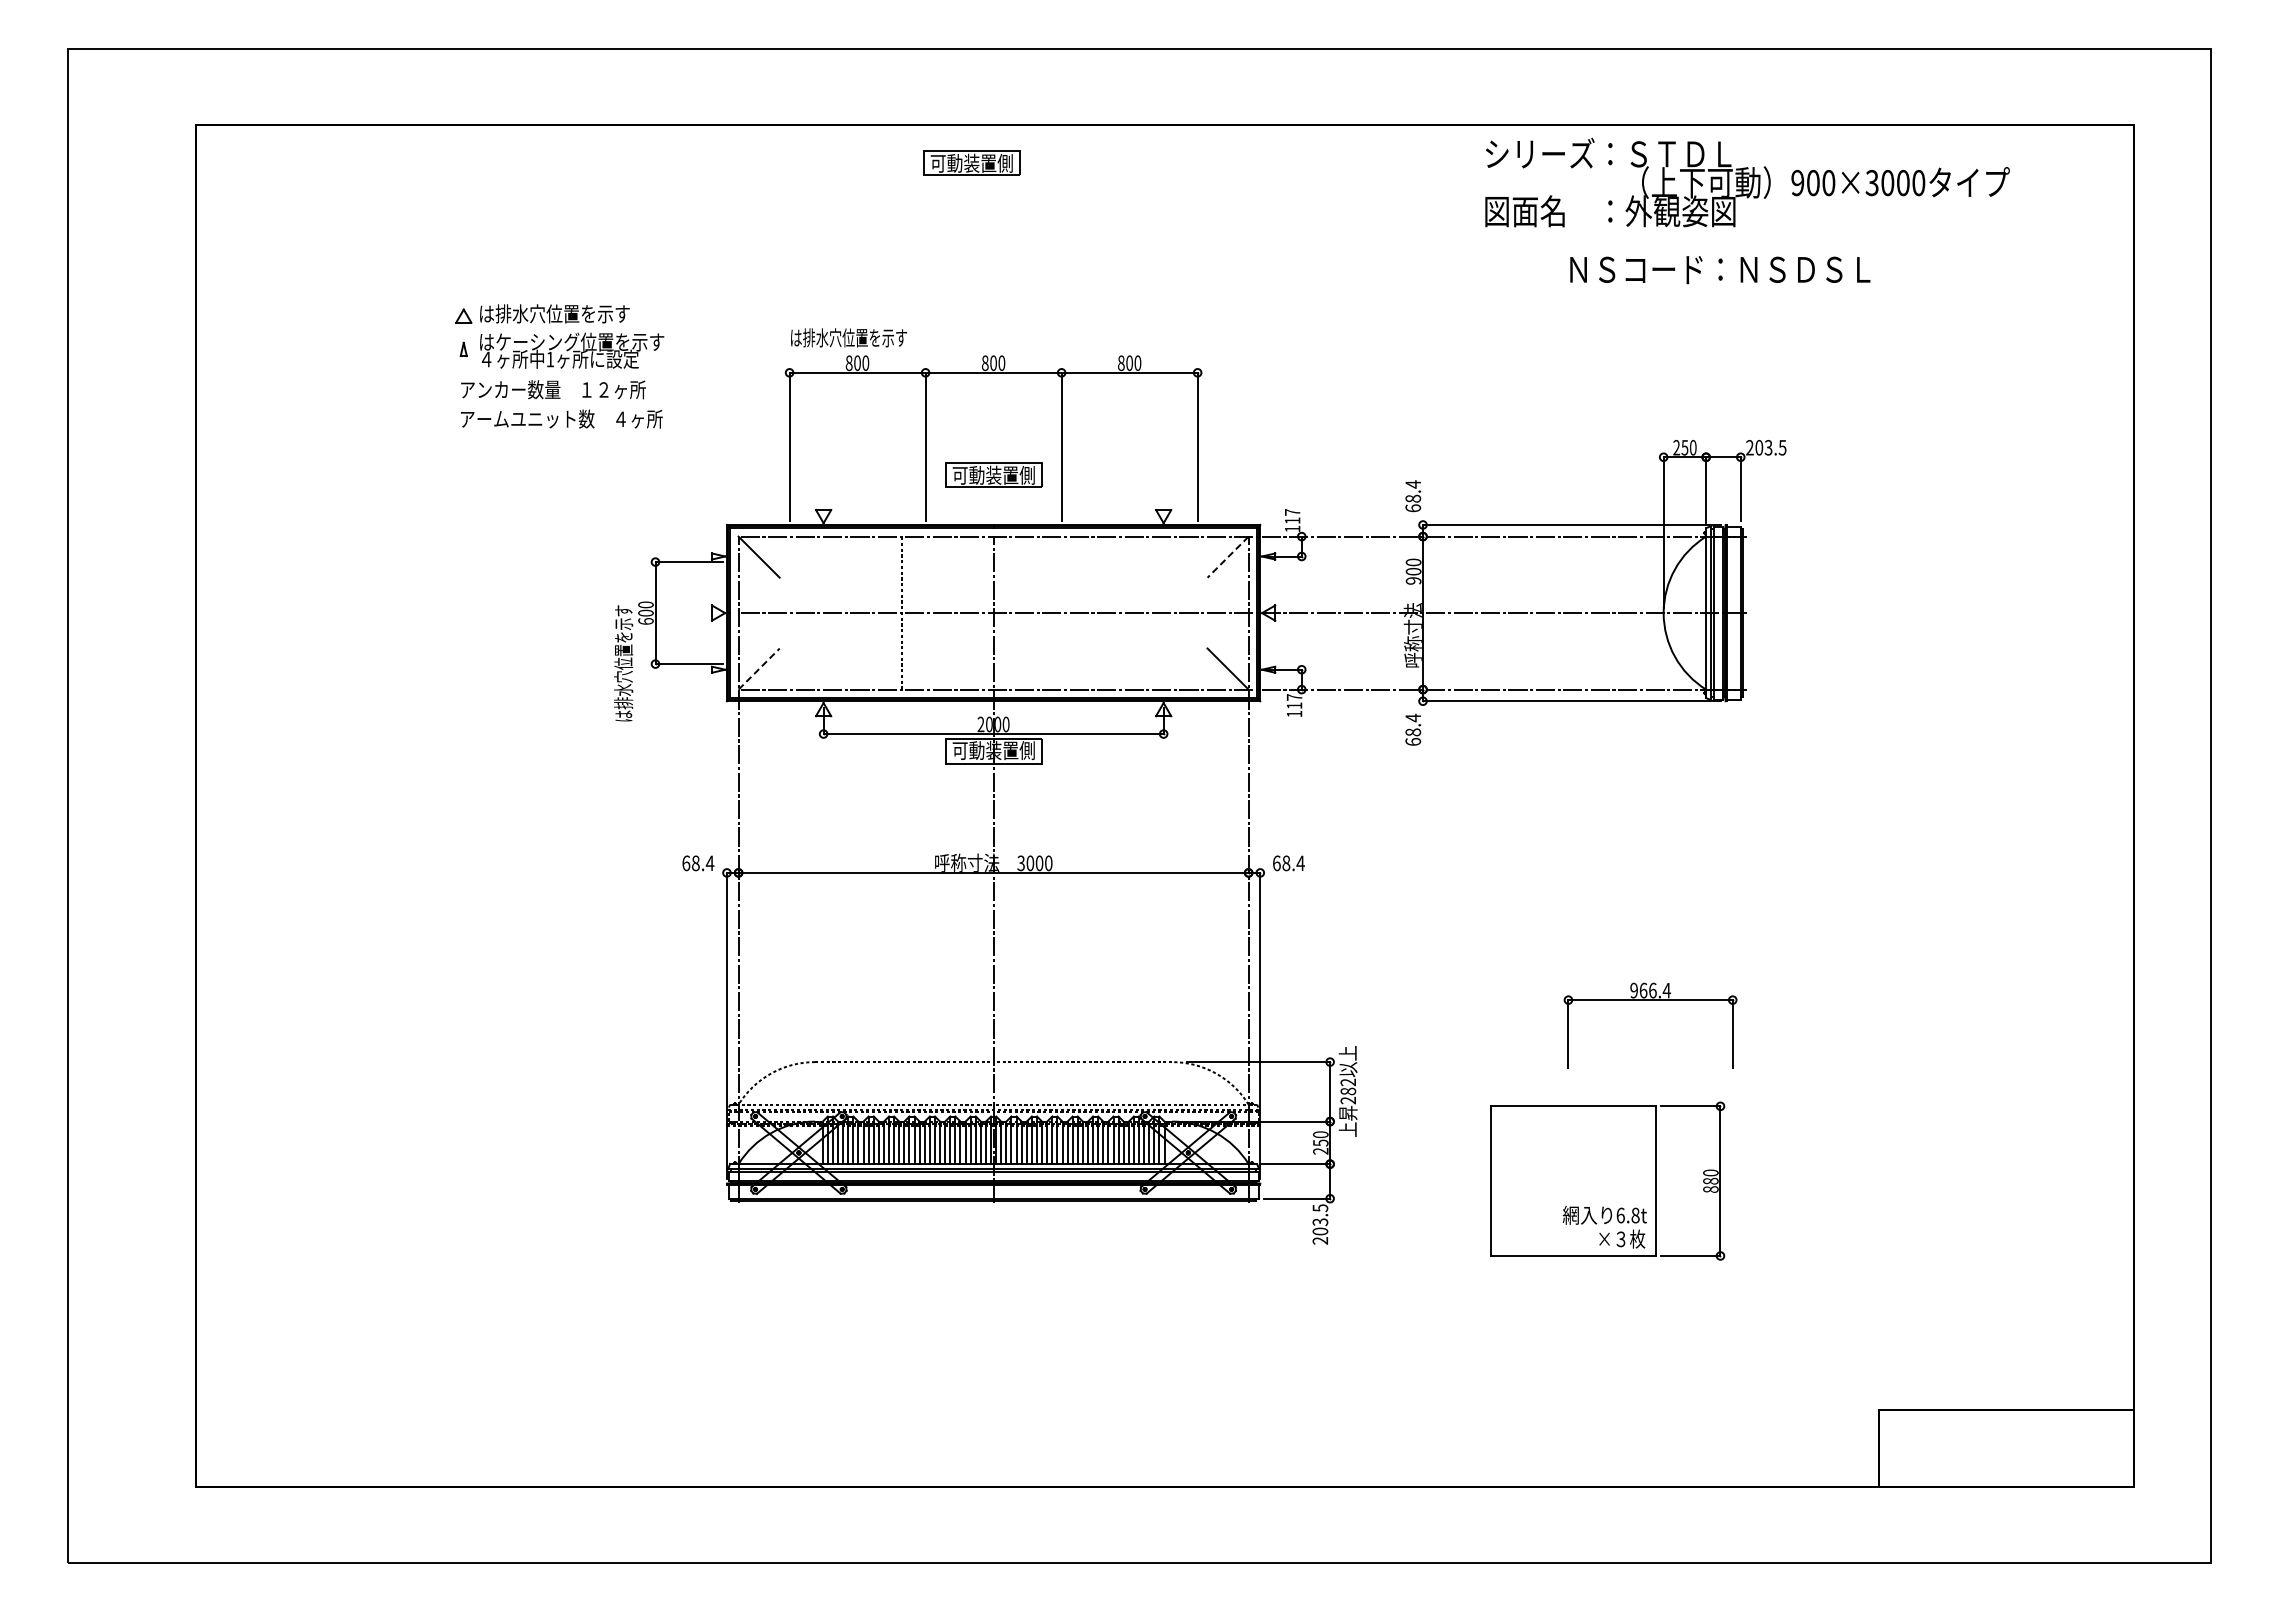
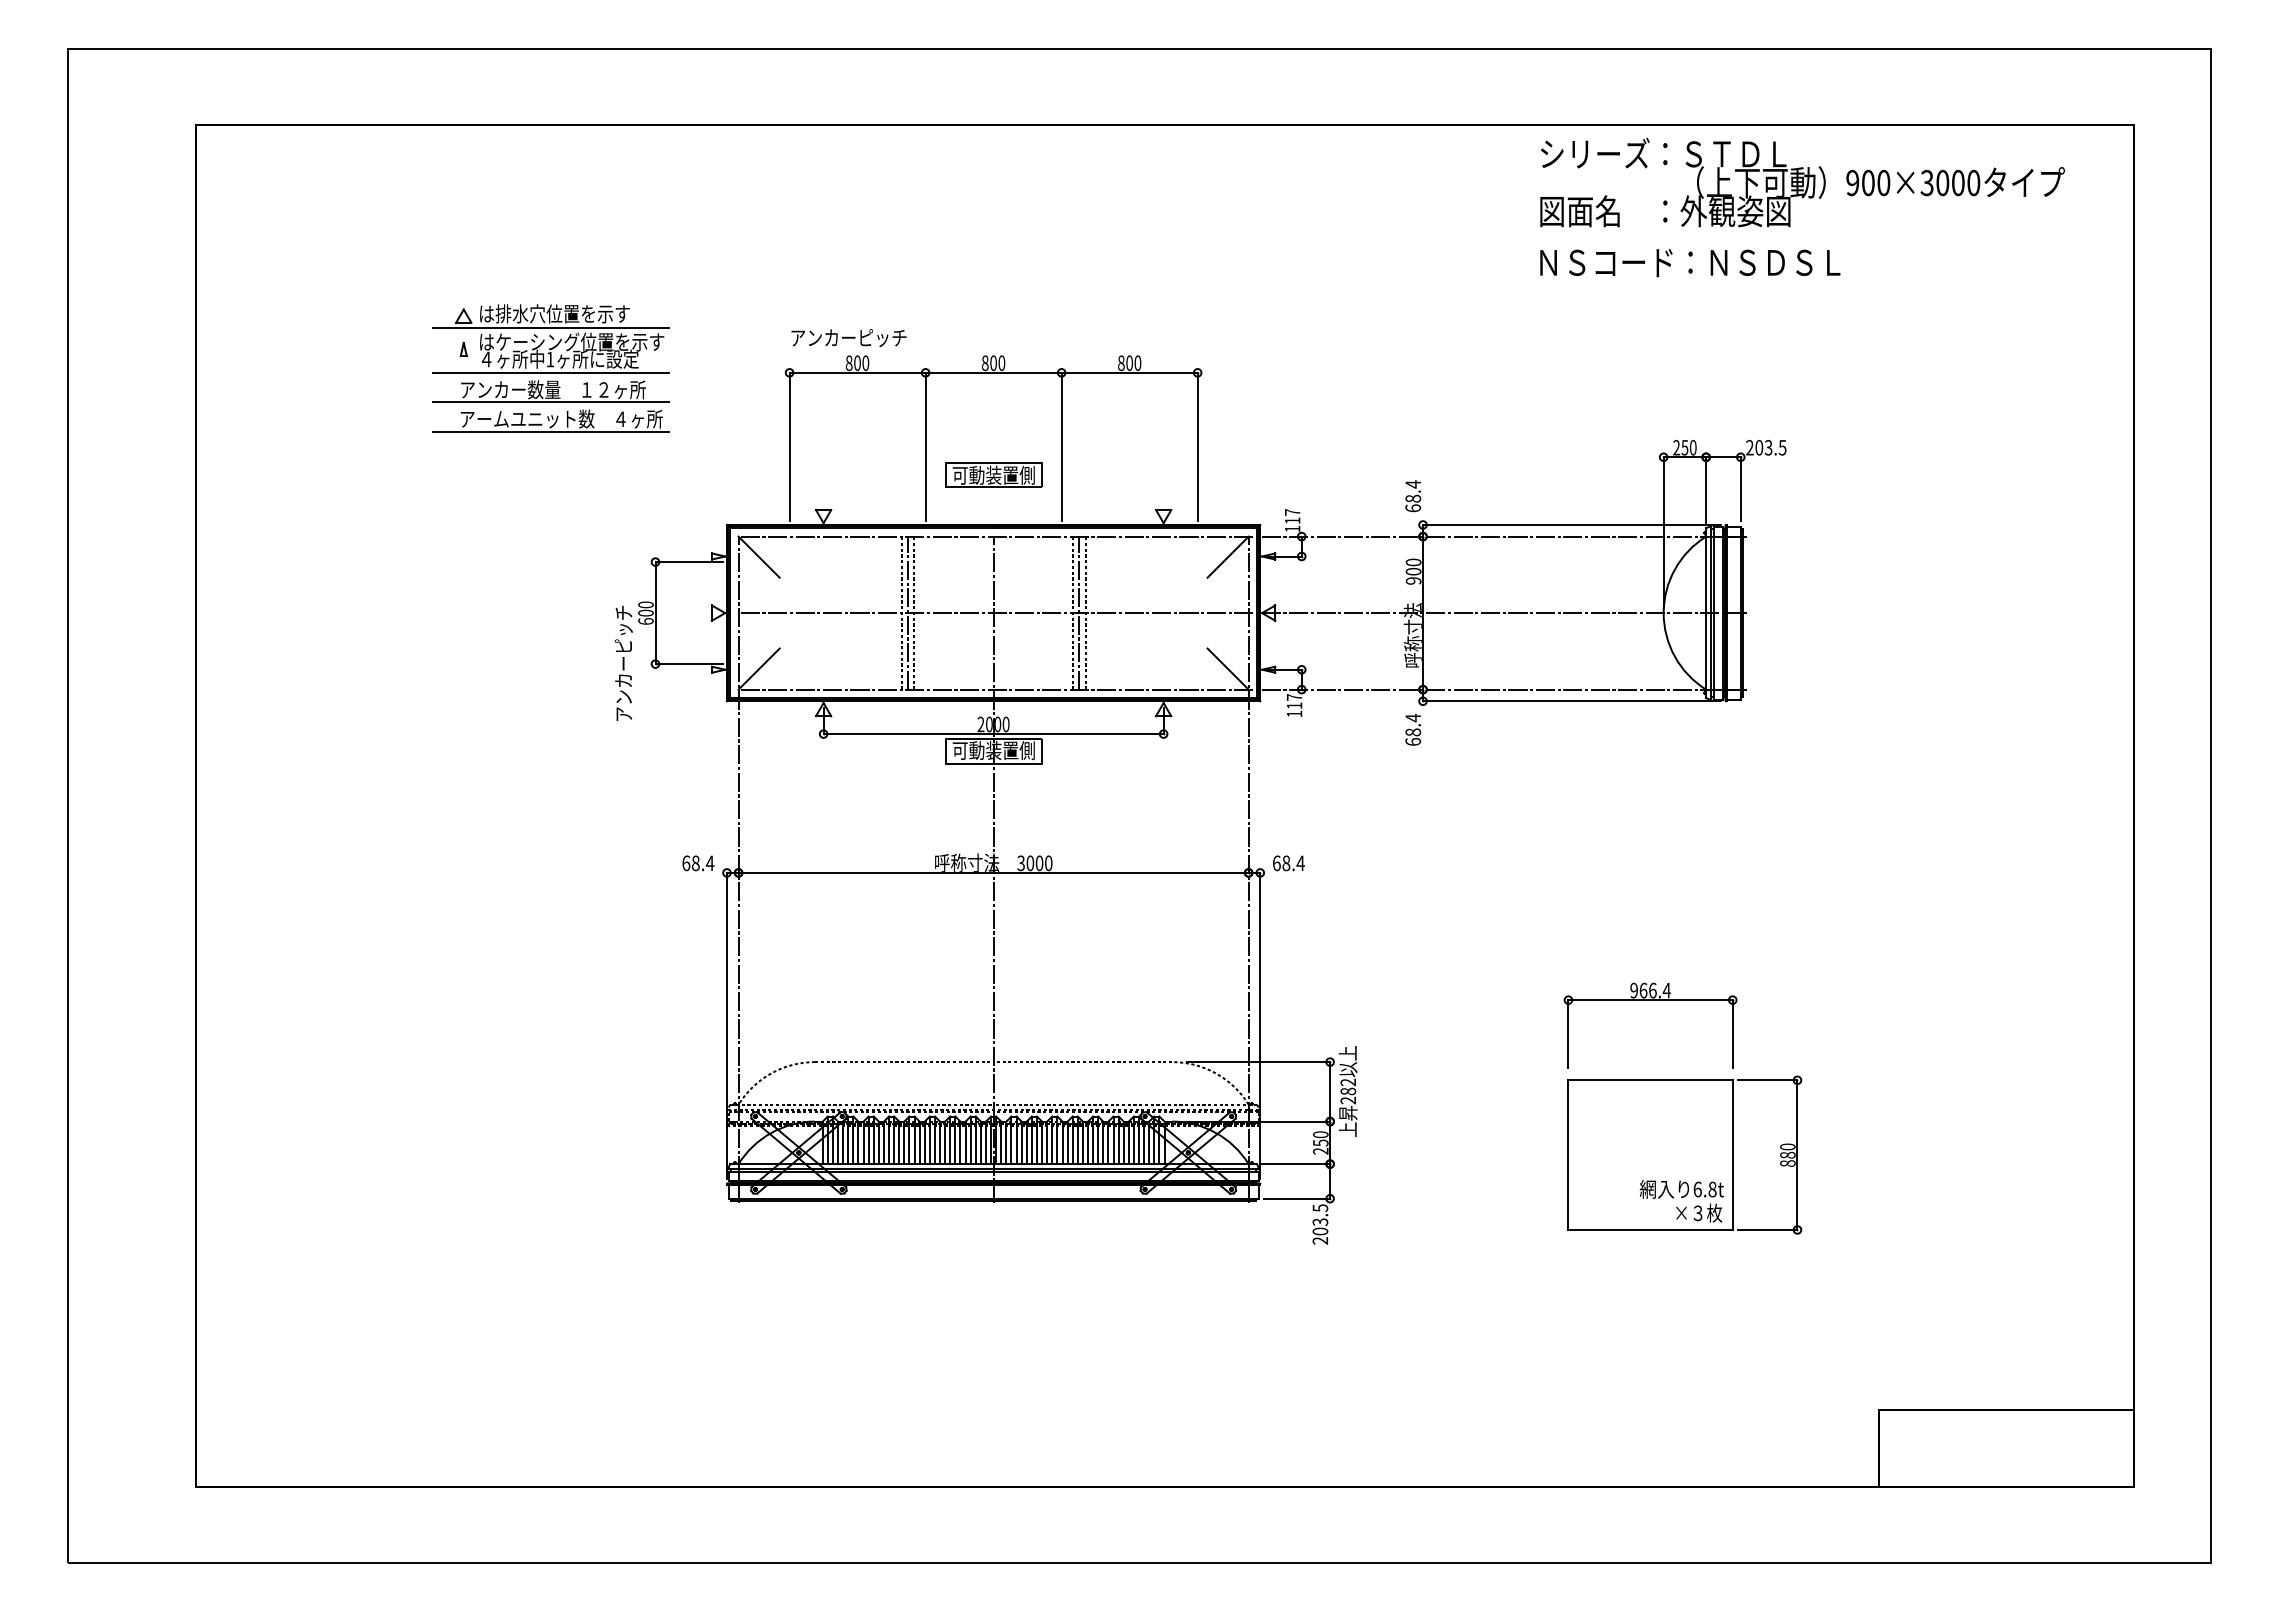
part: present -> none (971, 162)
text position: (1747, 182) -> (1802, 182) (1802, 182)
text position: (1720, 270) -> (1690, 263) (1690, 263)
line: none -> present (550, 327)
text: は排水穴位置を示す -> アンカーピッチ (849, 337)
line: none -> present (550, 372)
line: none -> present (550, 402)
line: none -> present (550, 431)
line: dashed -> solid (1227, 557)
line: none -> present (908, 612)
line: none -> present (914, 612)
line: none -> present (1072, 612)
line: none -> present (1079, 612)
line: none -> present (1085, 612)
text: は排水穴位置を示す -> アンカーピッチ (623, 663)
line: dashed -> solid (759, 668)
part position: (1607, 1180) -> (1684, 1154) (1684, 1154)
